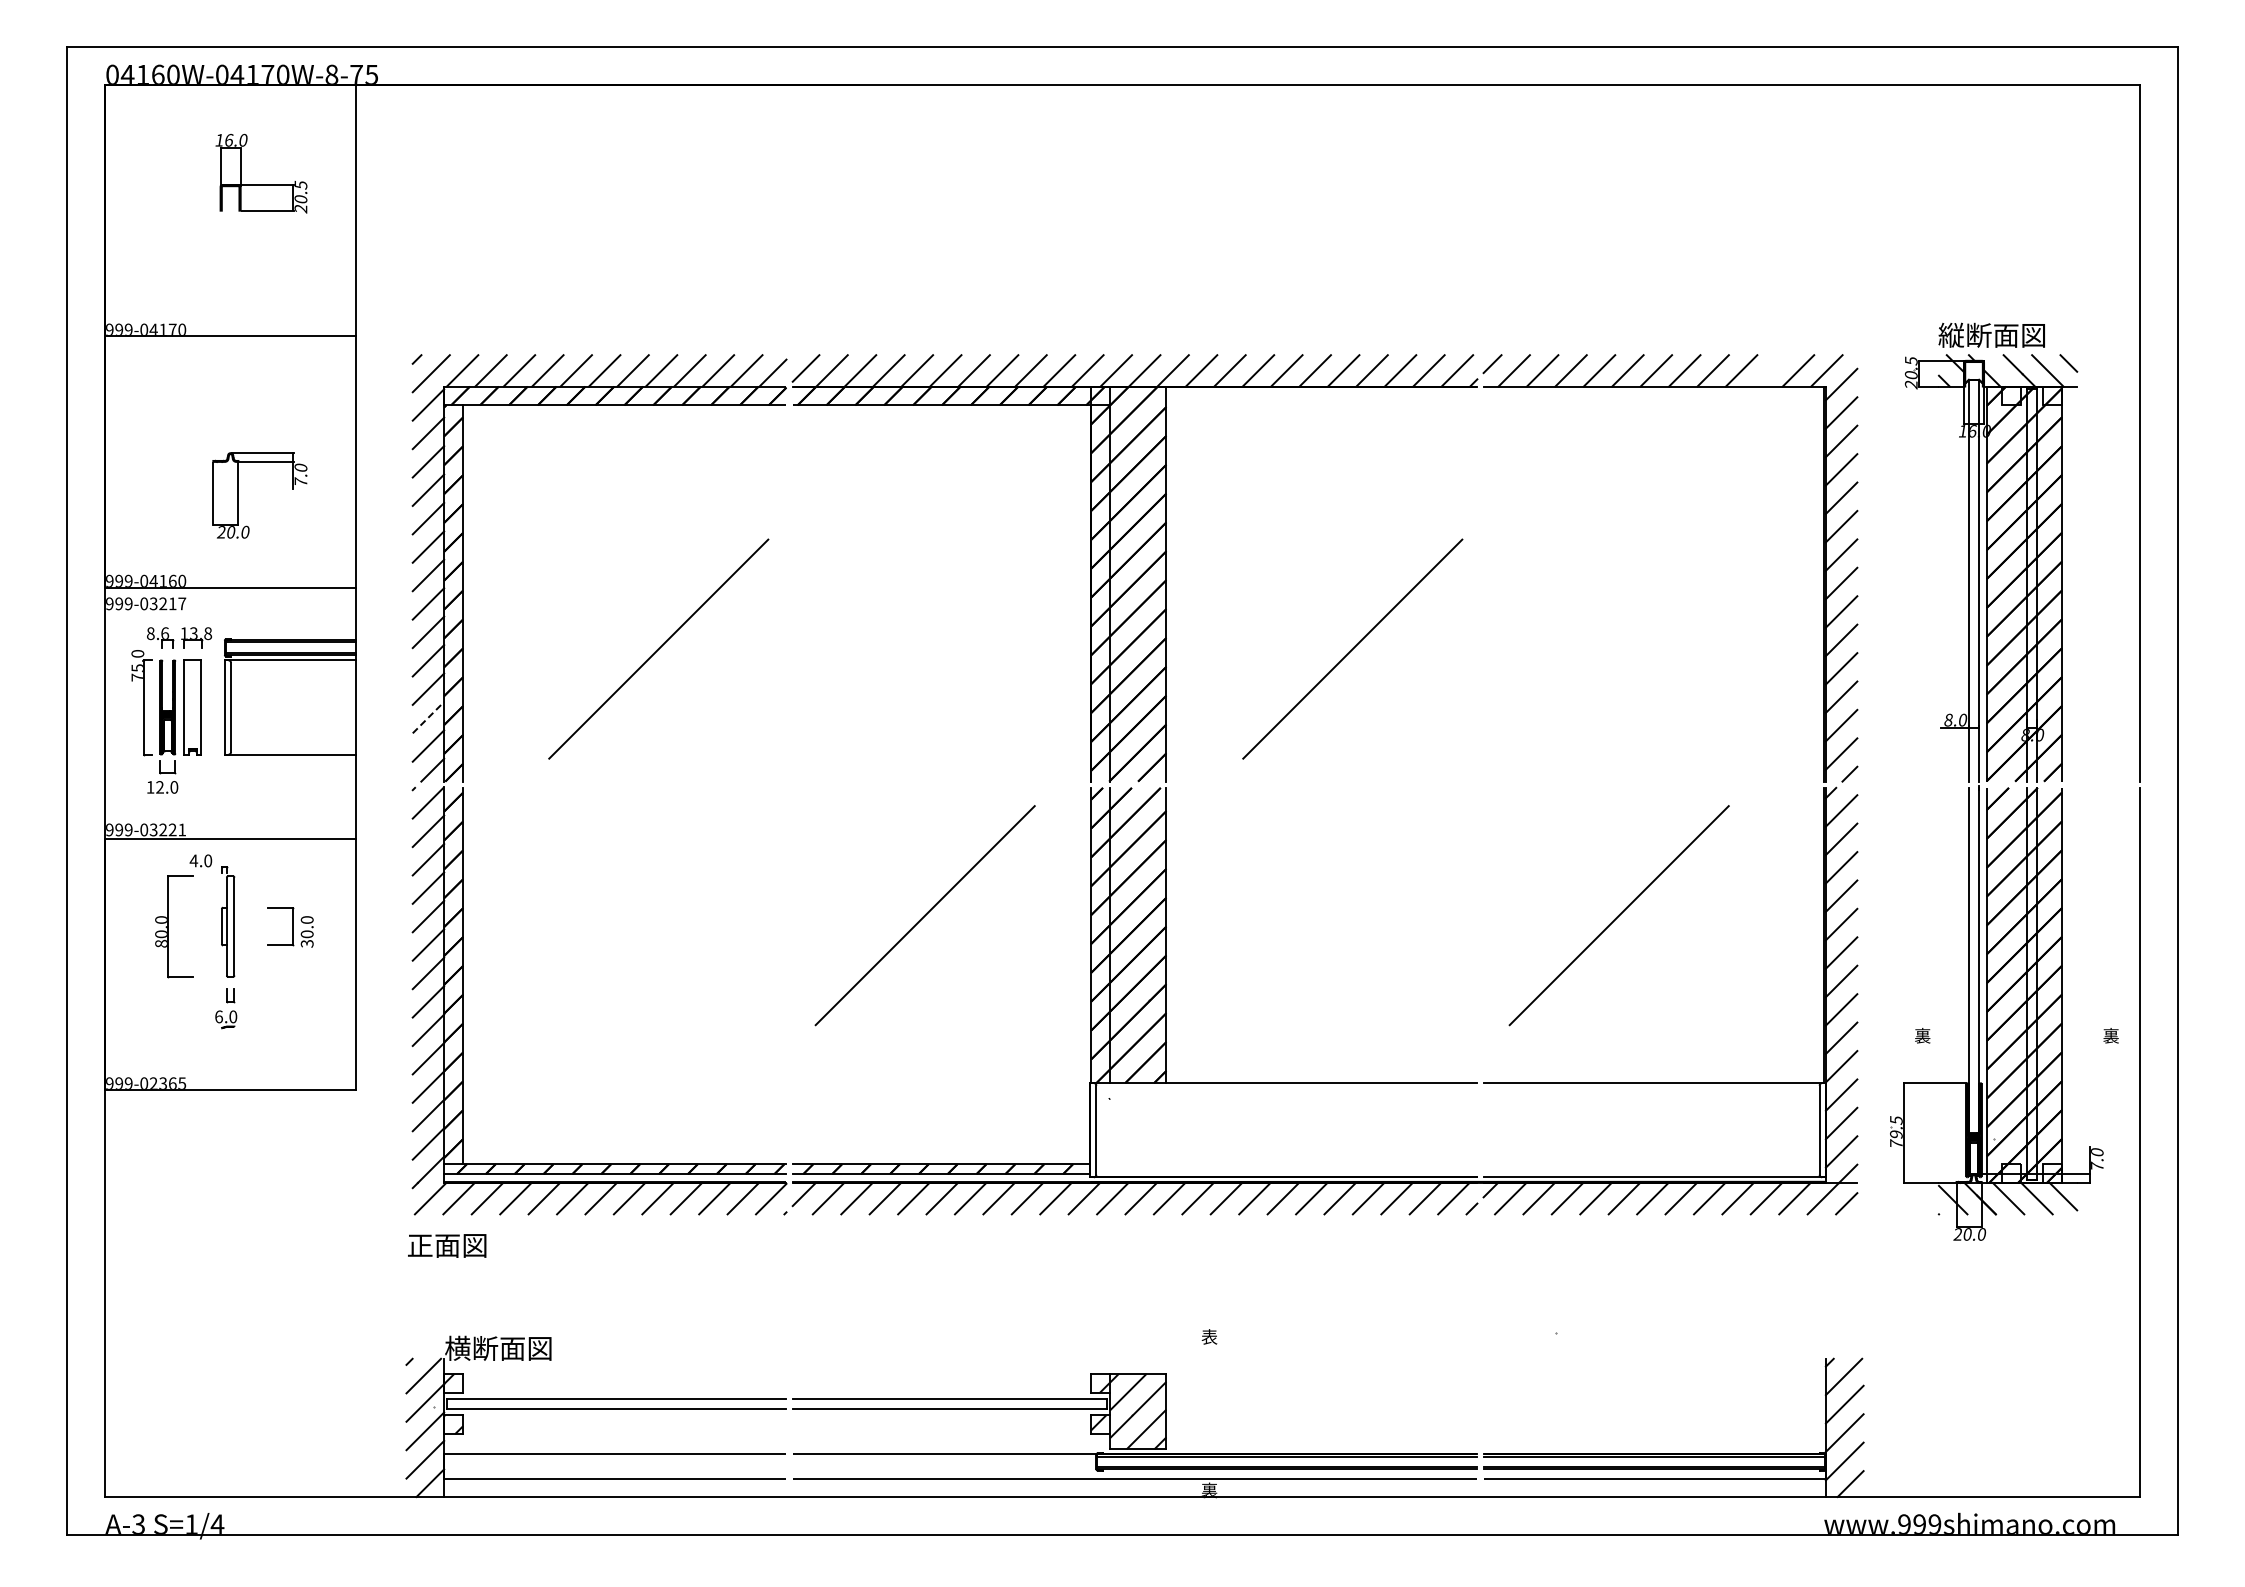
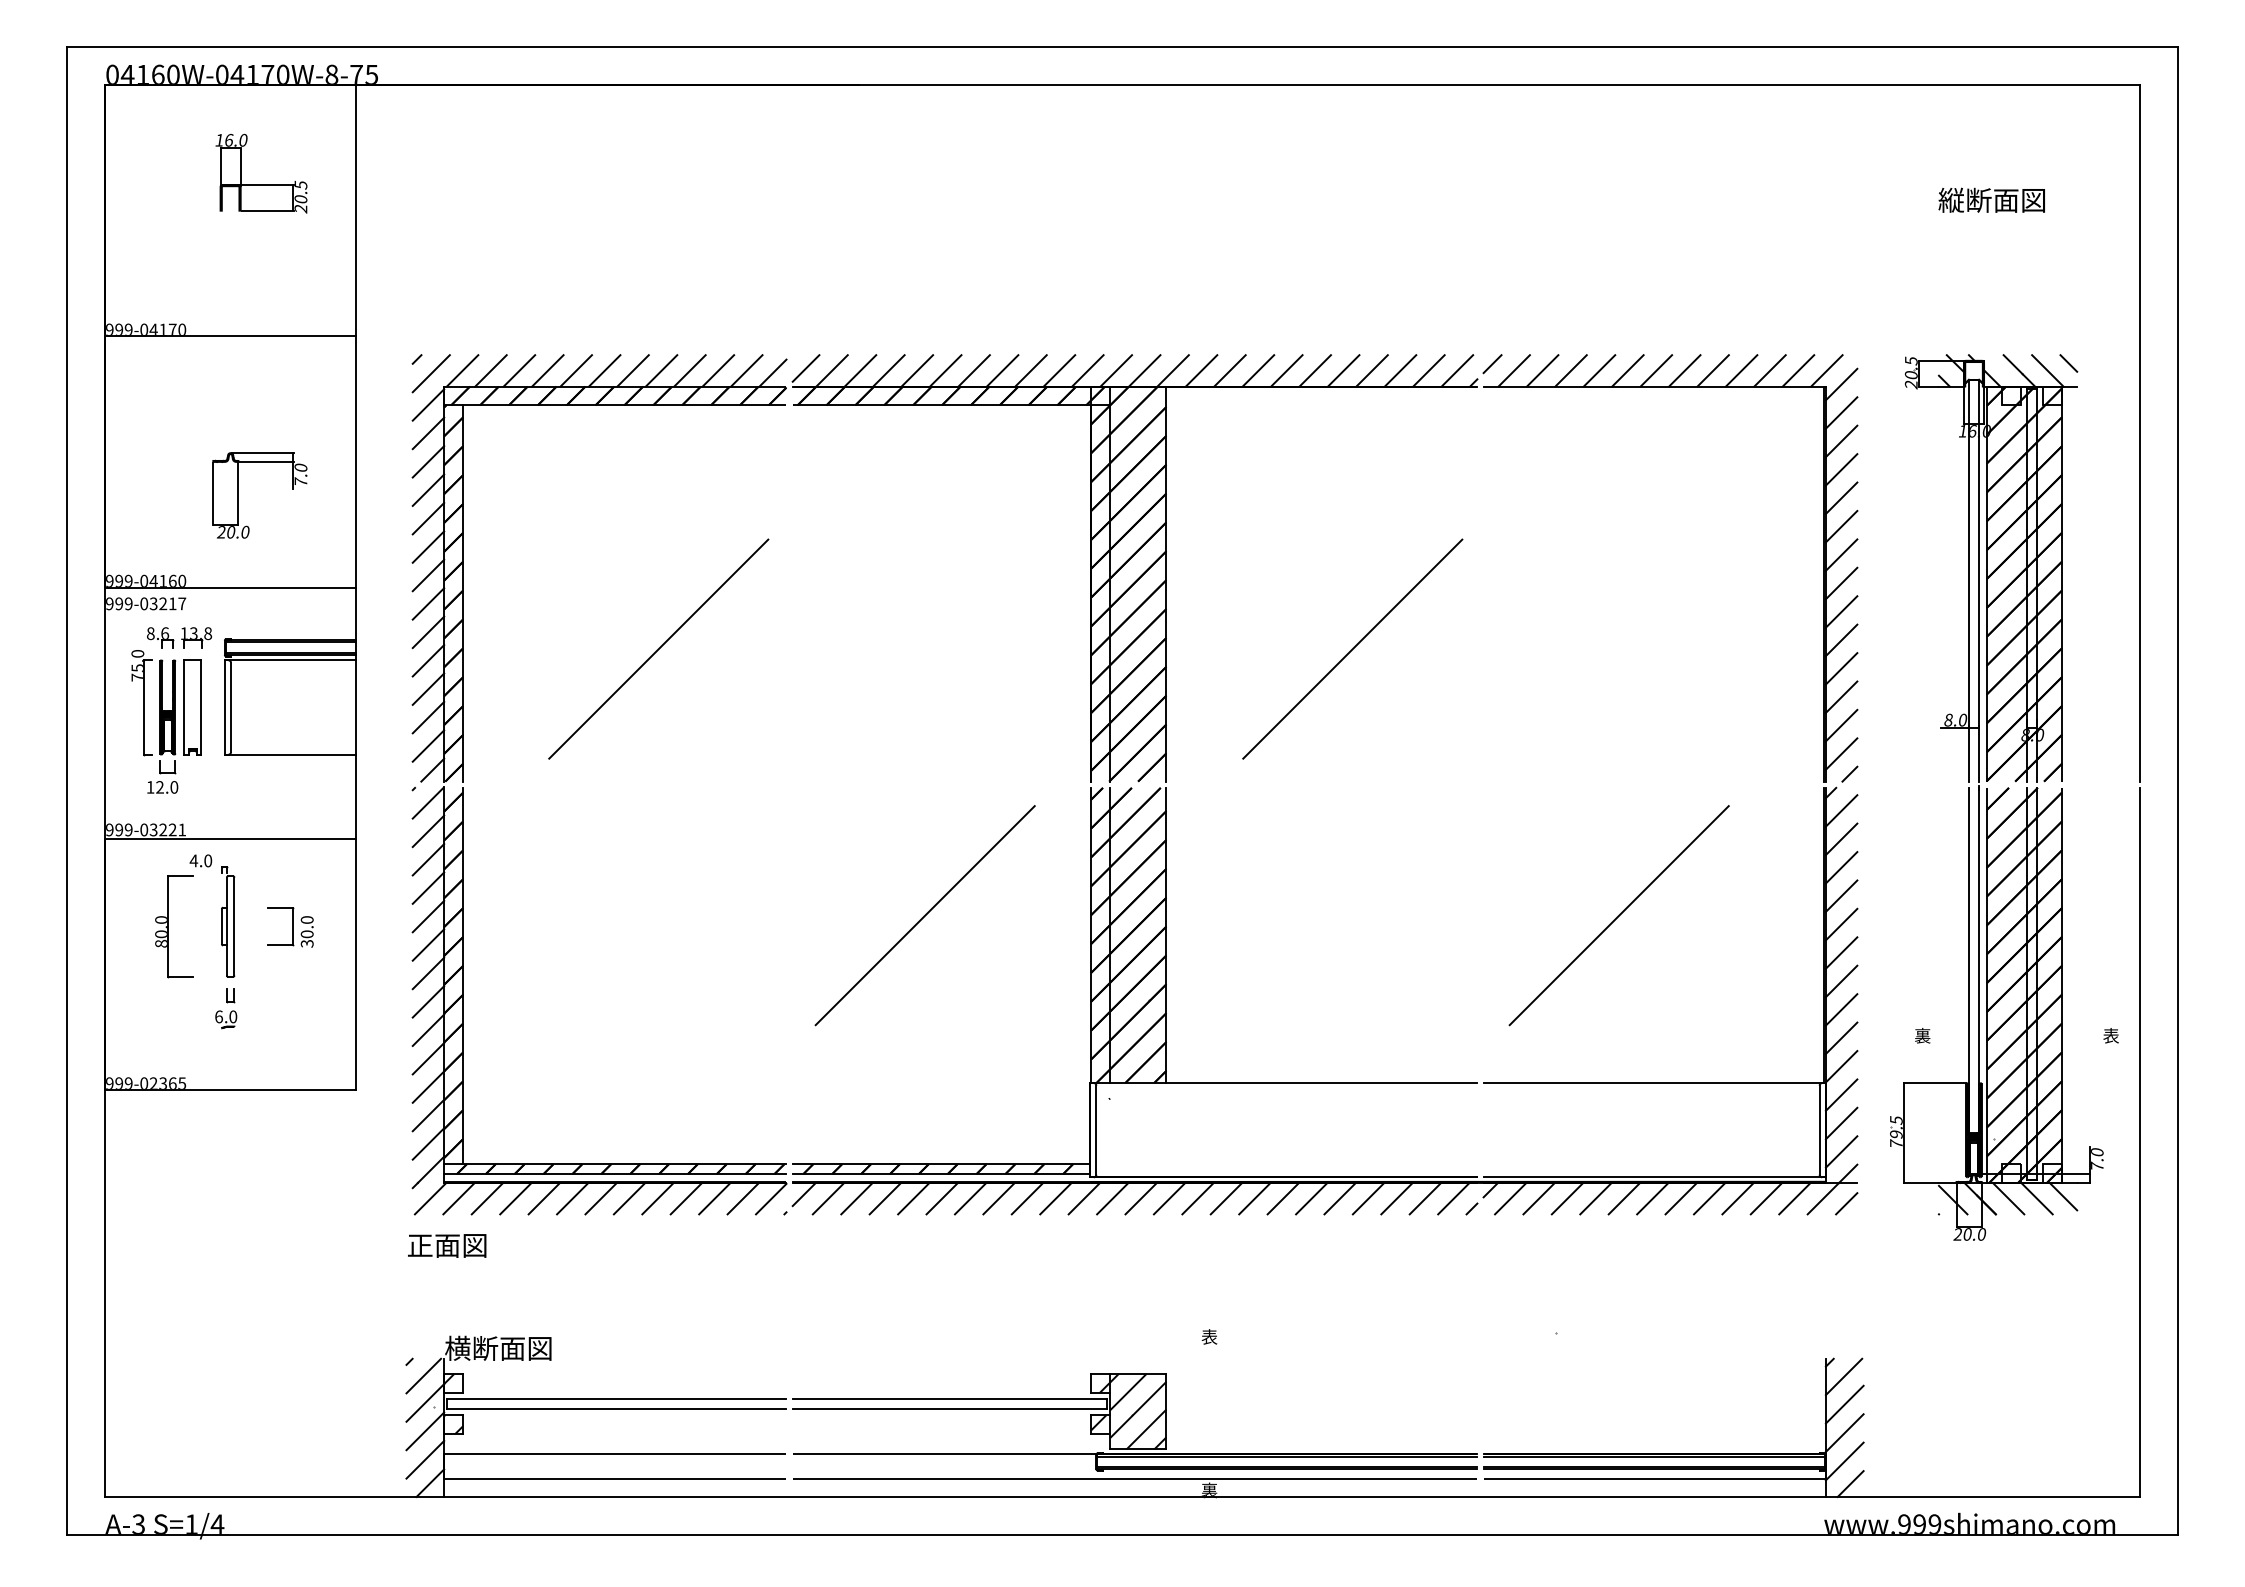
text position: (1991, 334) -> (1991, 199) (1991, 199)
line: none -> present (1769, 370)
line: dashed -> solid (428, 717)
text: 裏 -> 表 (2110, 1036)
